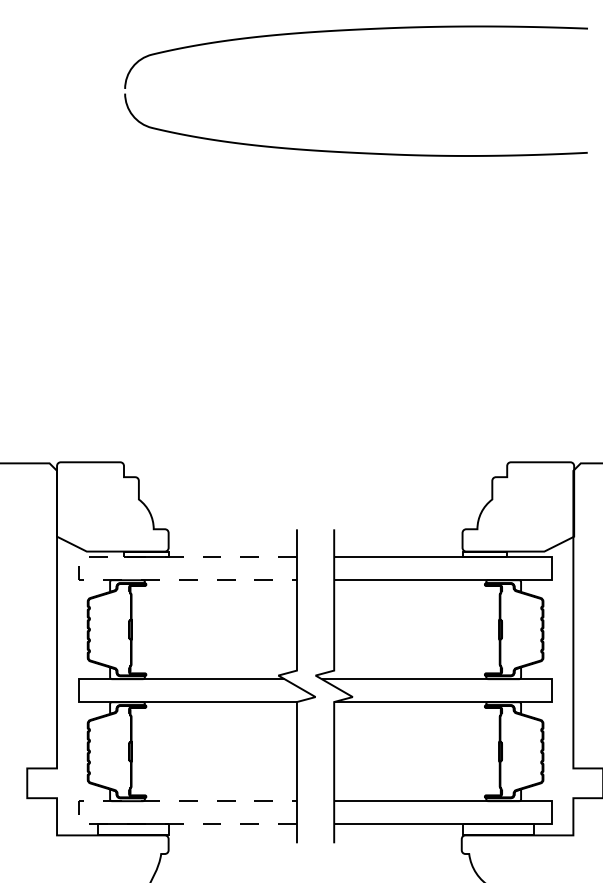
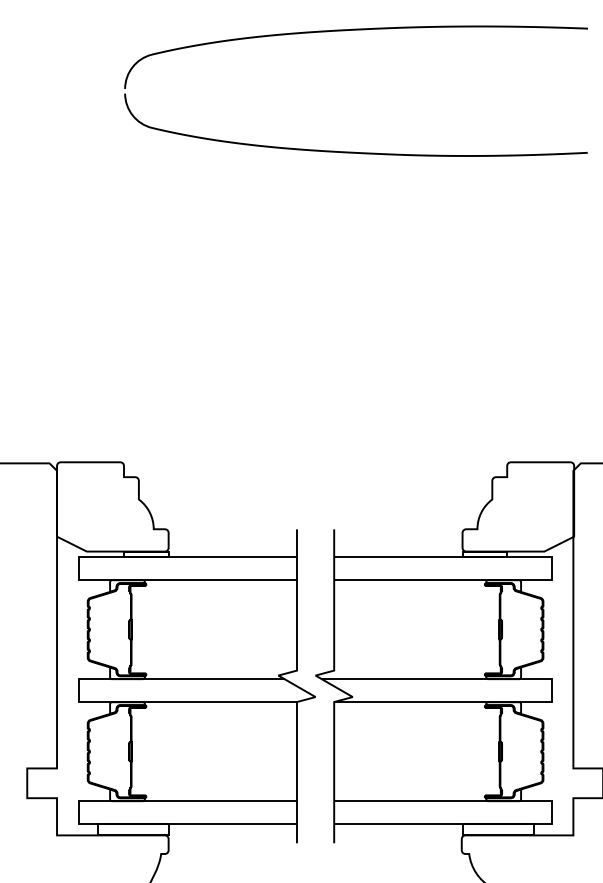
line: dashed -> solid (79, 568)
line: dashed -> solid (79, 812)
